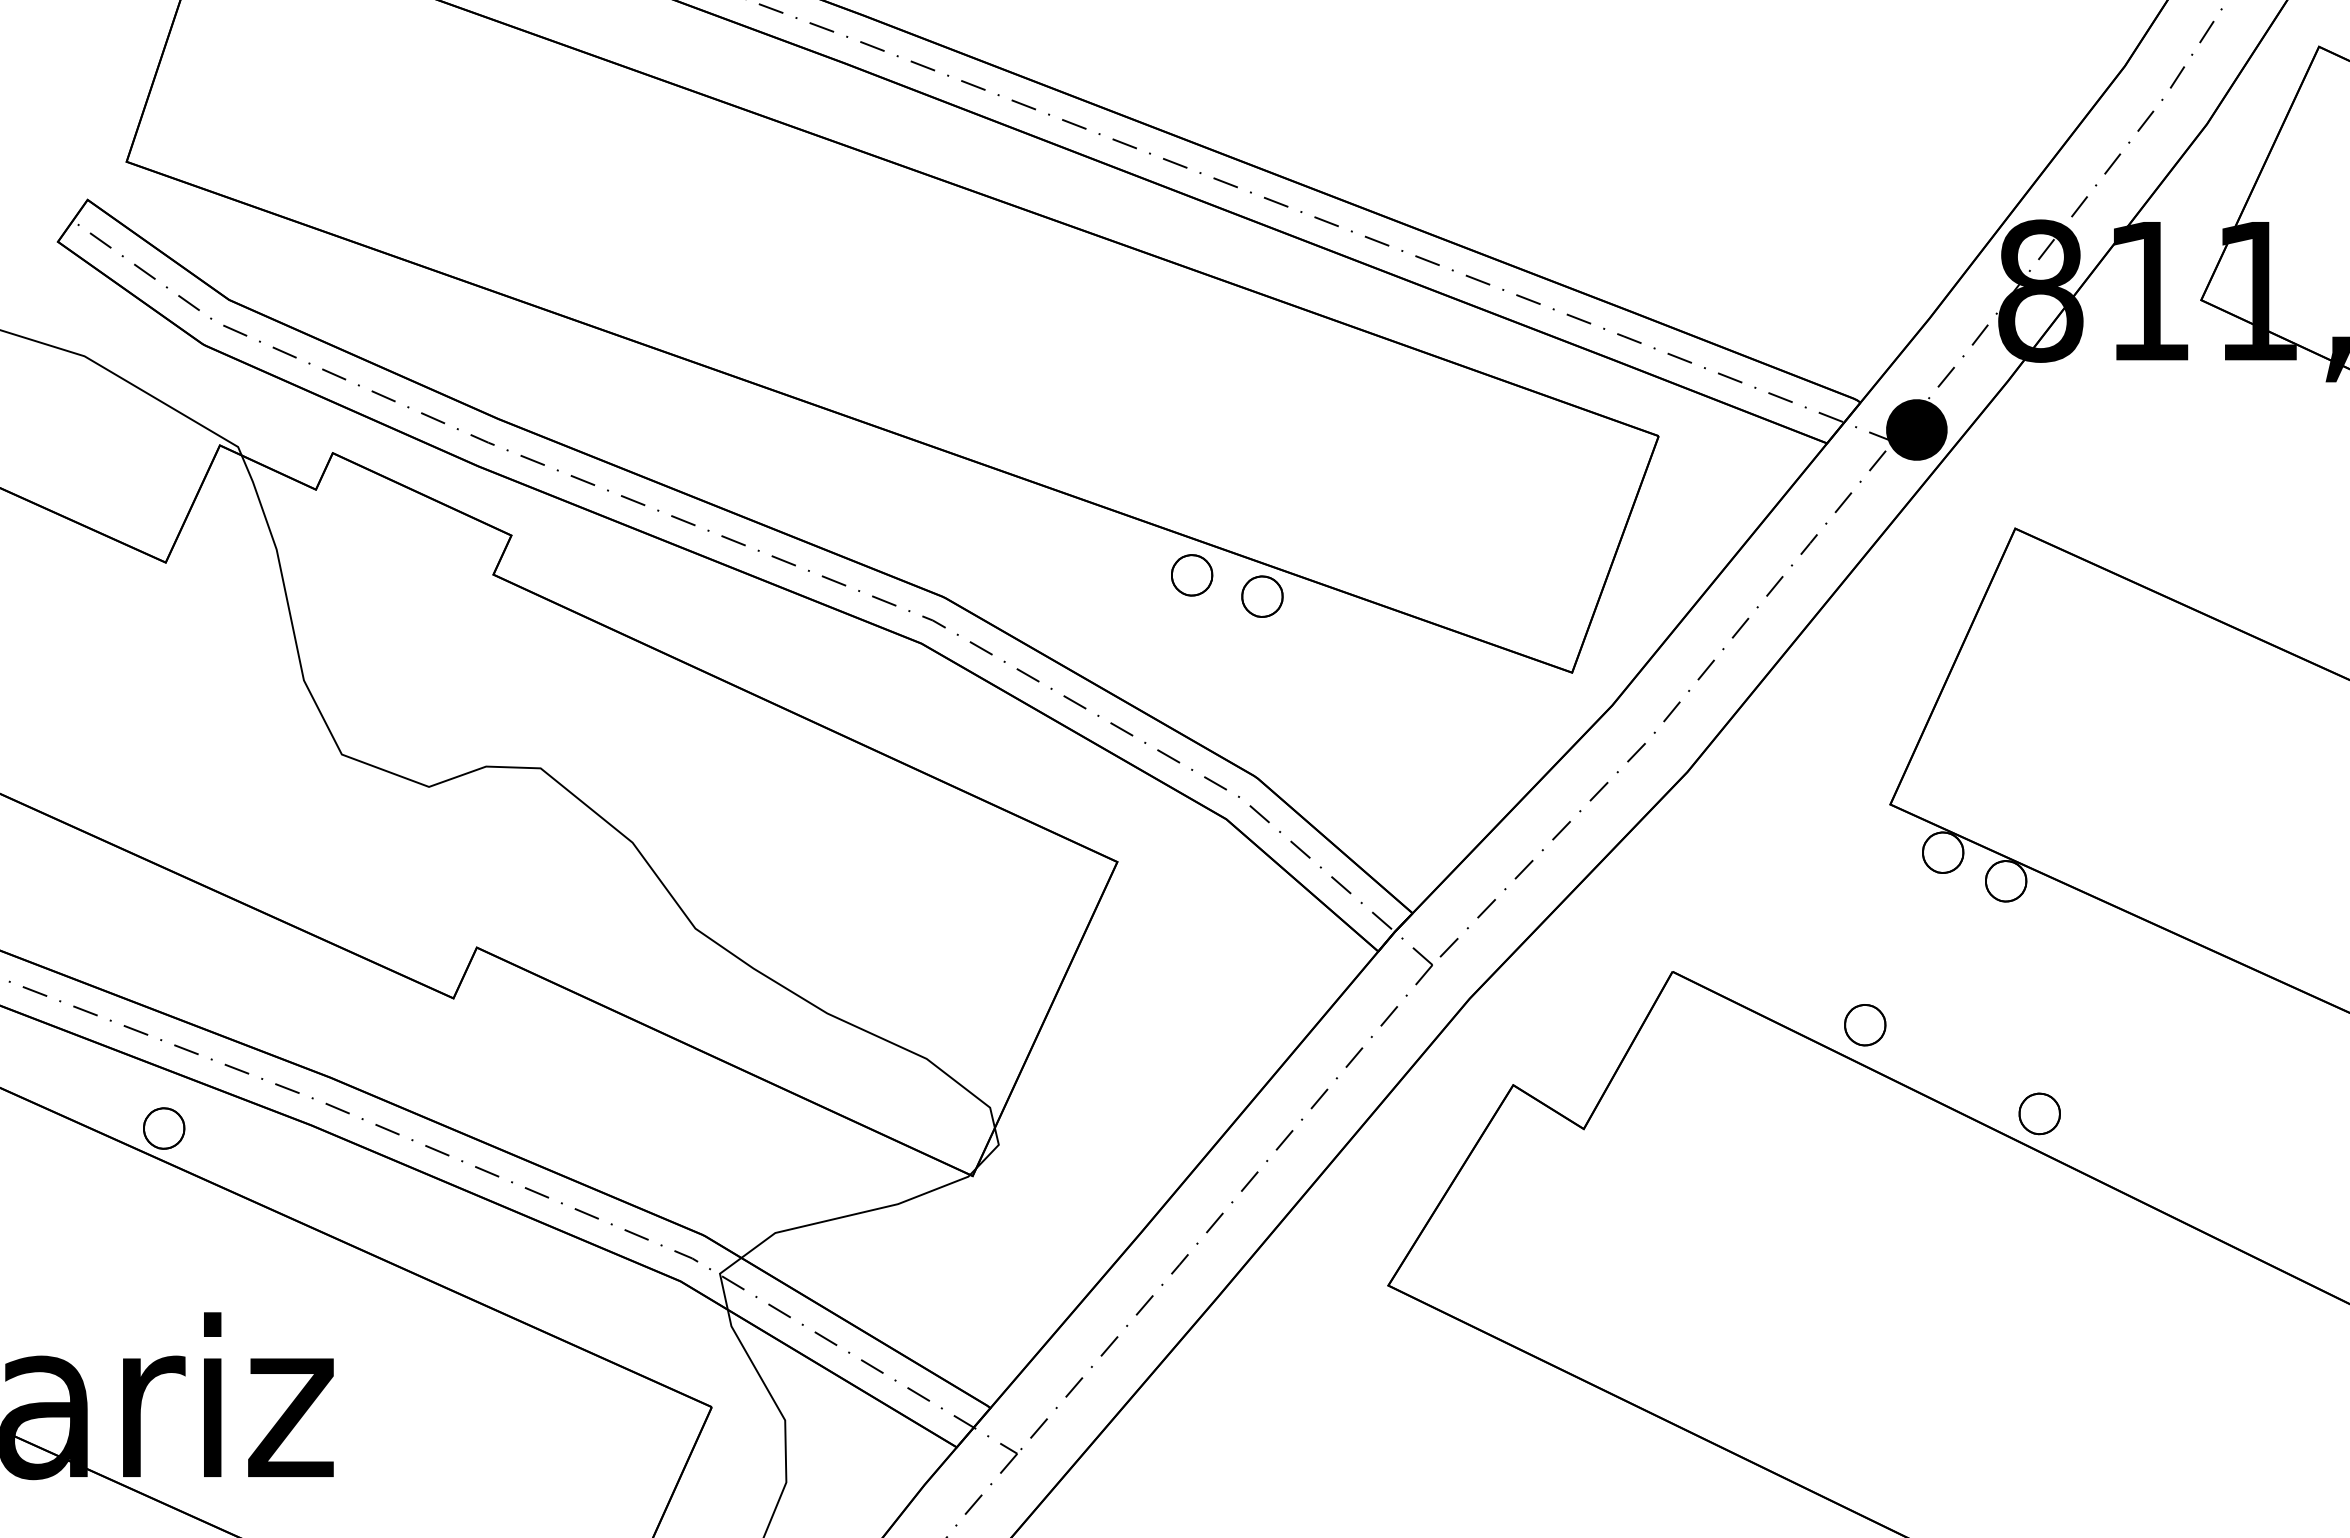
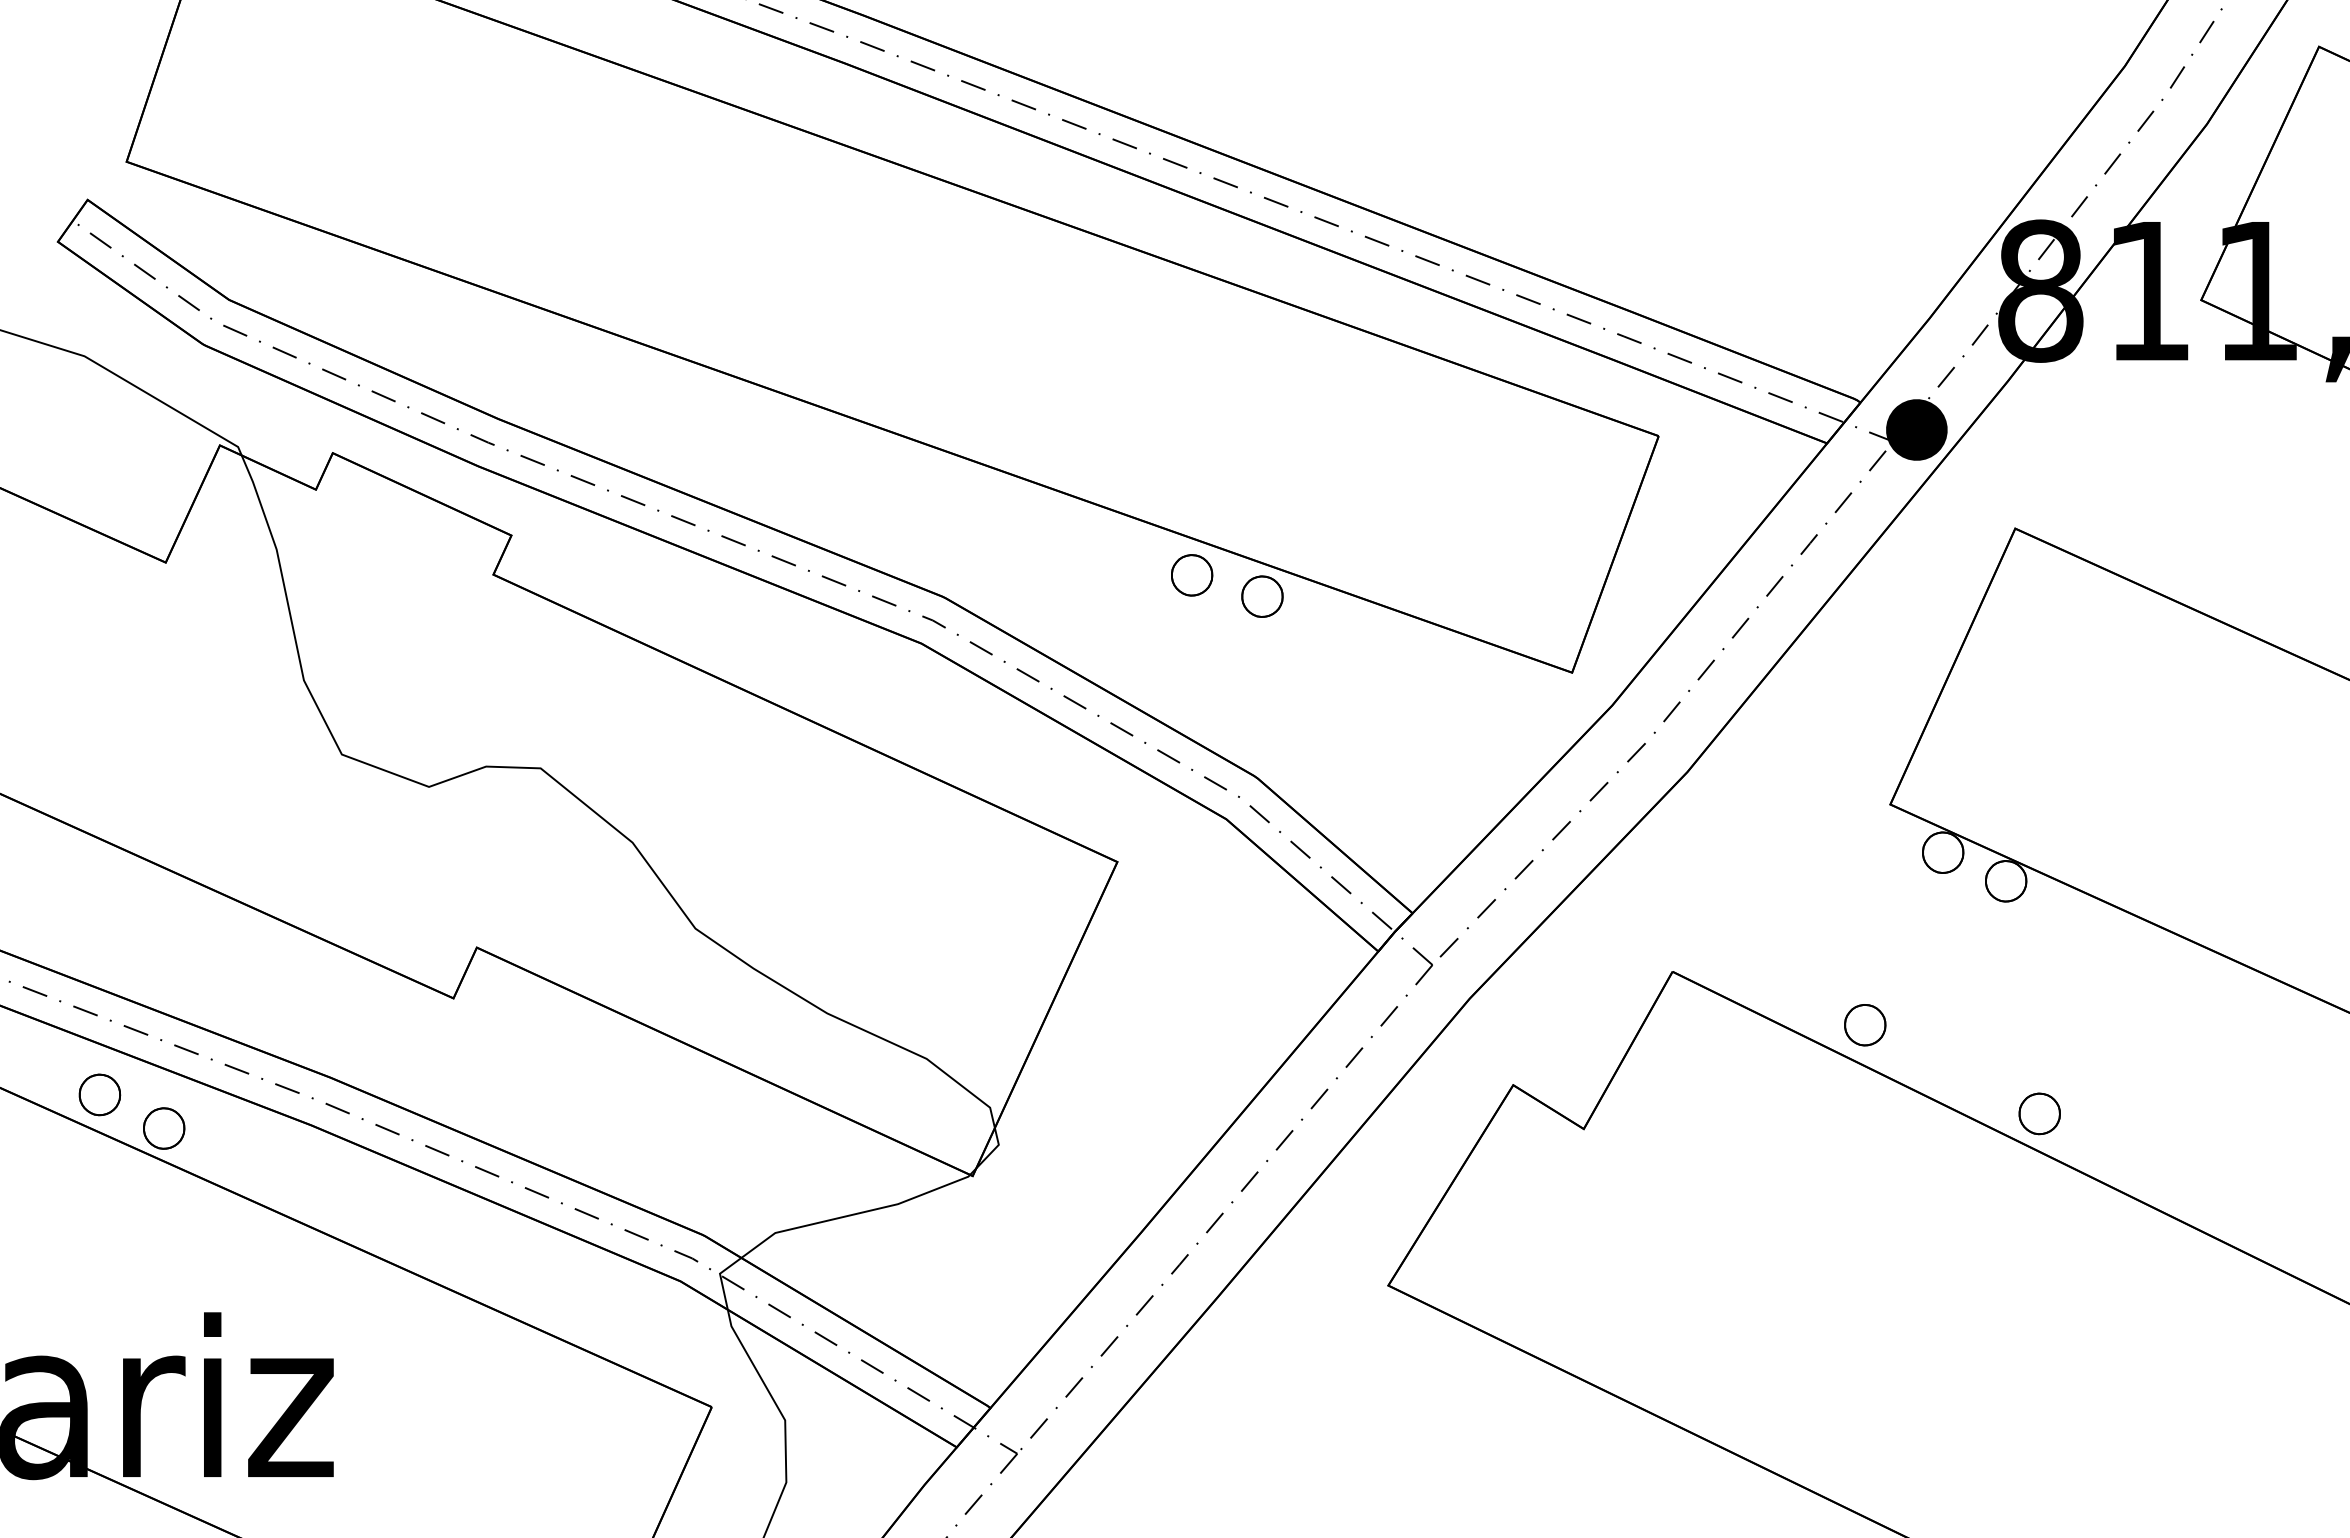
part: none -> present (99, 1094)
